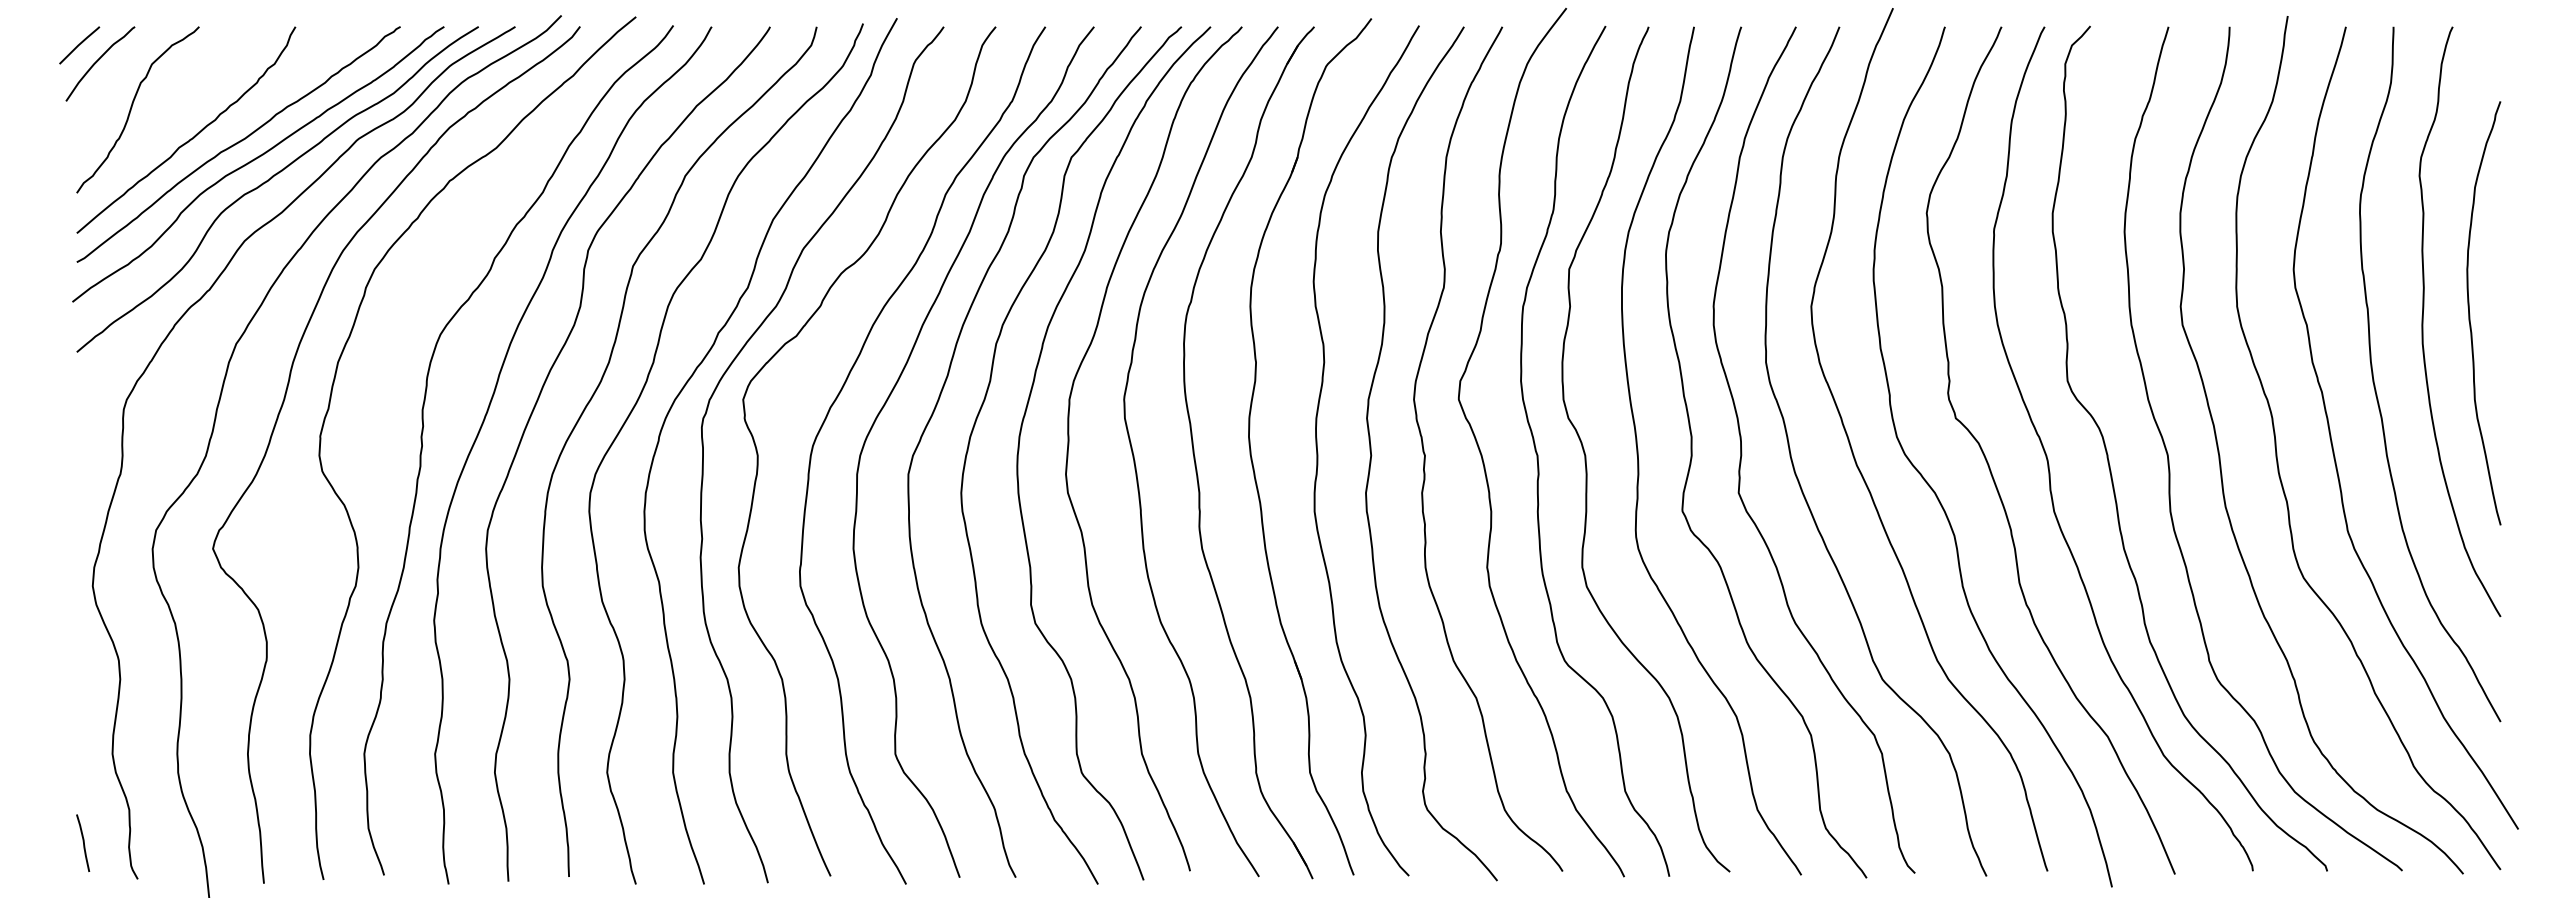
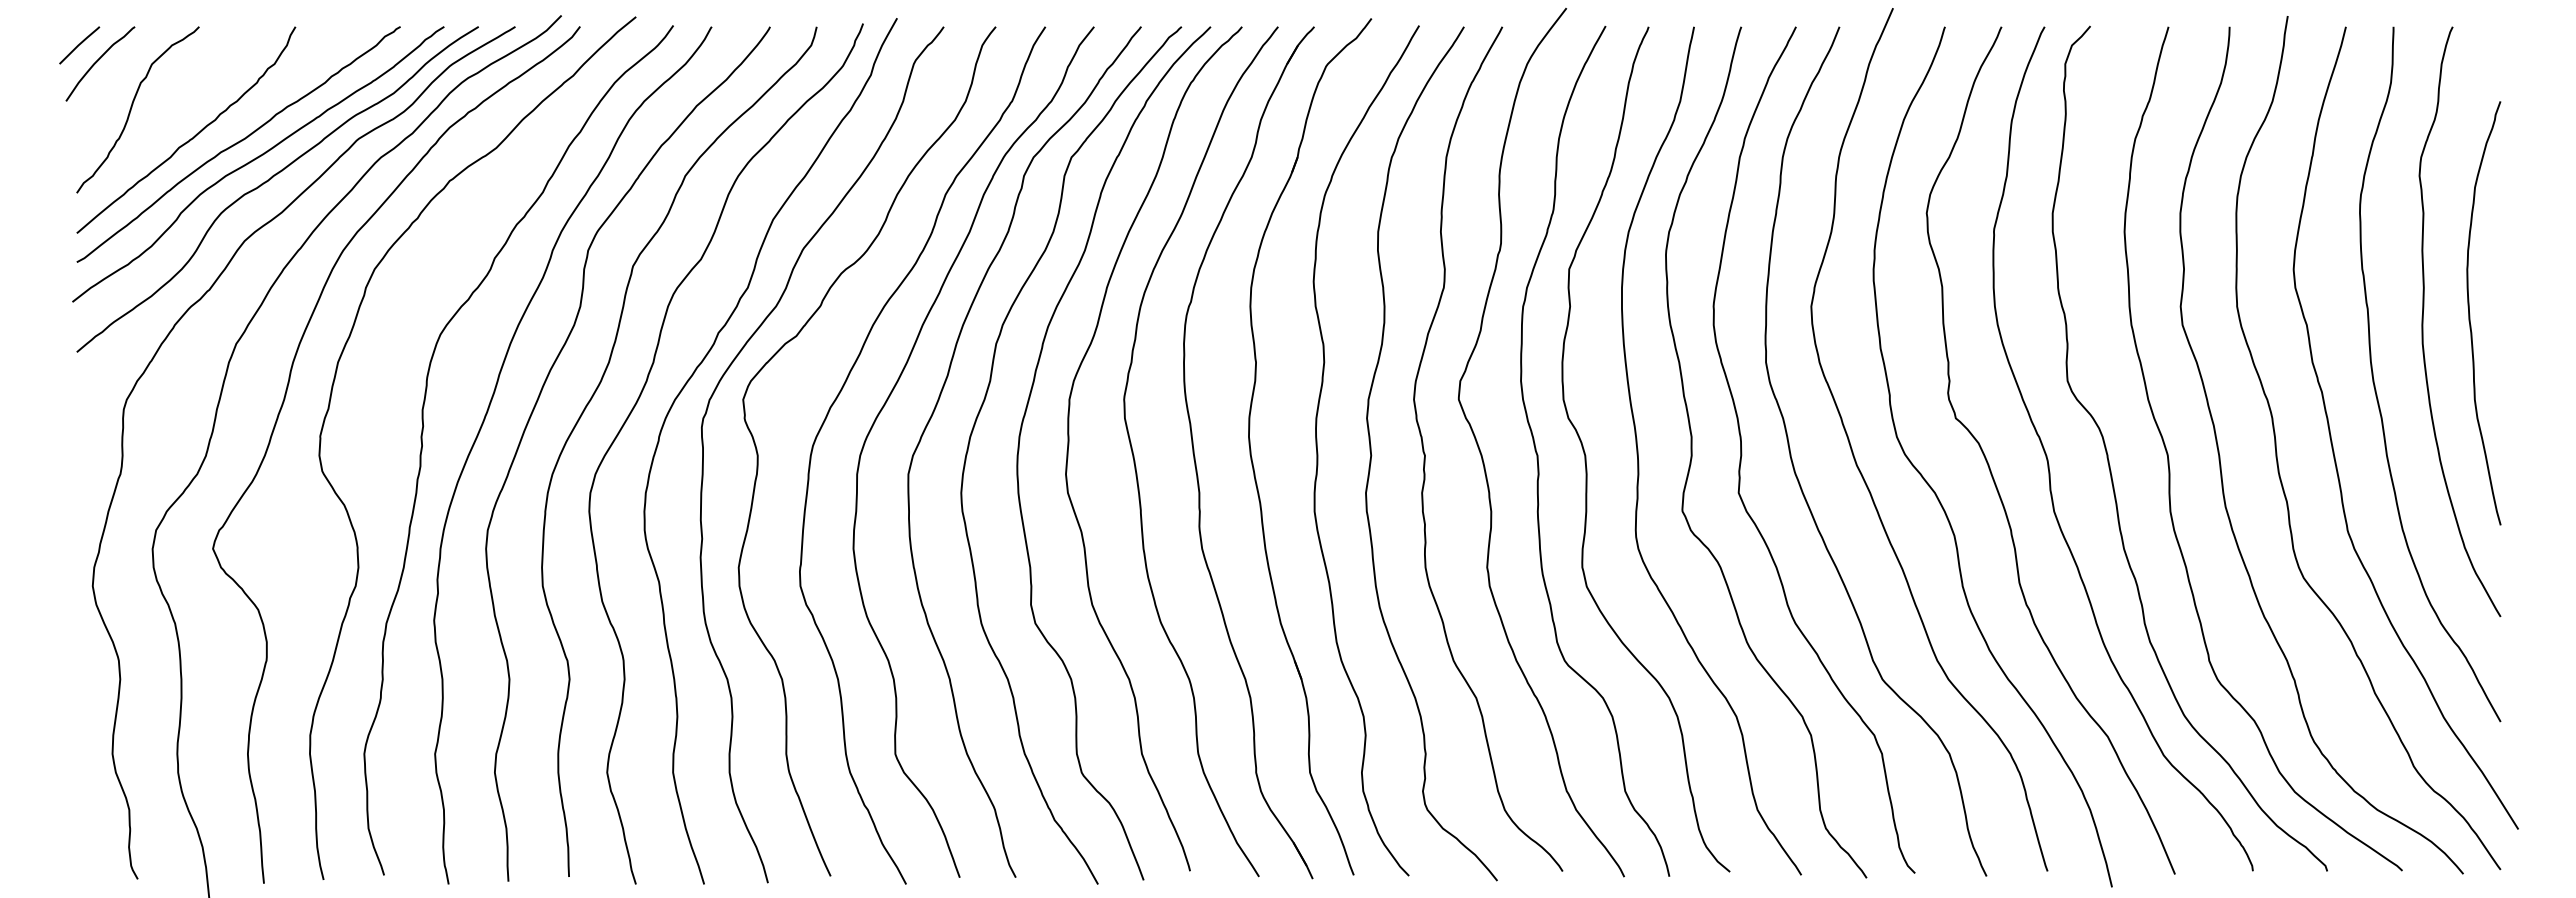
curve: present -> none (83, 842)
